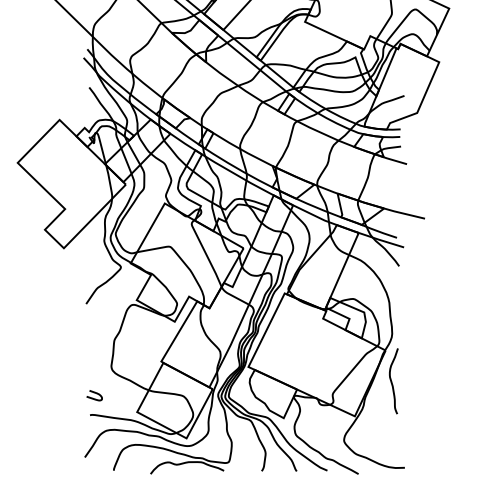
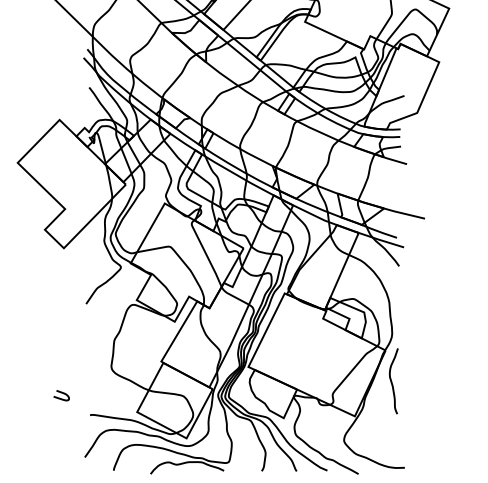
curve position: (94, 393) -> (61, 393) (61, 393)
